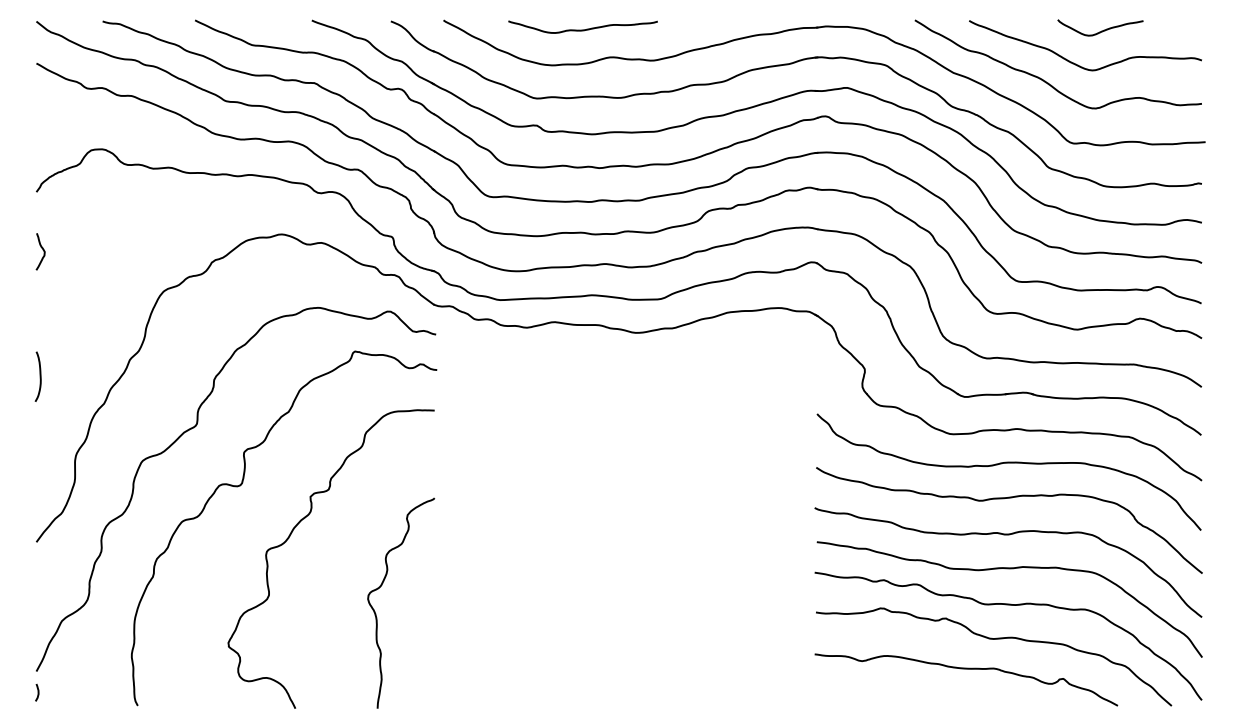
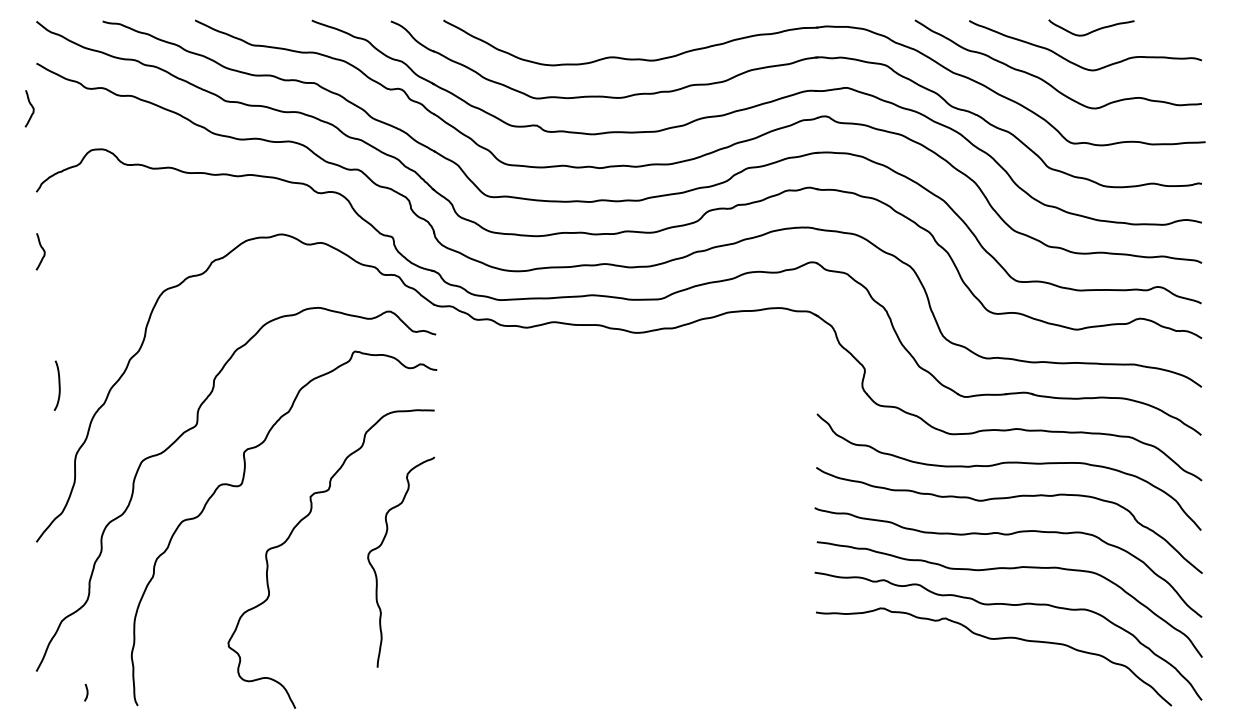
curve: present -> none (582, 29)
curve position: (1101, 30) -> (1092, 30) (1092, 30)
curve: none -> present (31, 107)
curve position: (39, 376) -> (58, 385) (58, 385)
curve position: (382, 585) -> (382, 544) (382, 544)
curve: present -> none (966, 669)
curve position: (37, 692) -> (86, 692) (86, 692)
